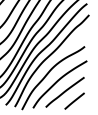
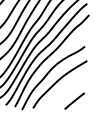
line: present -> none (64, 91)
